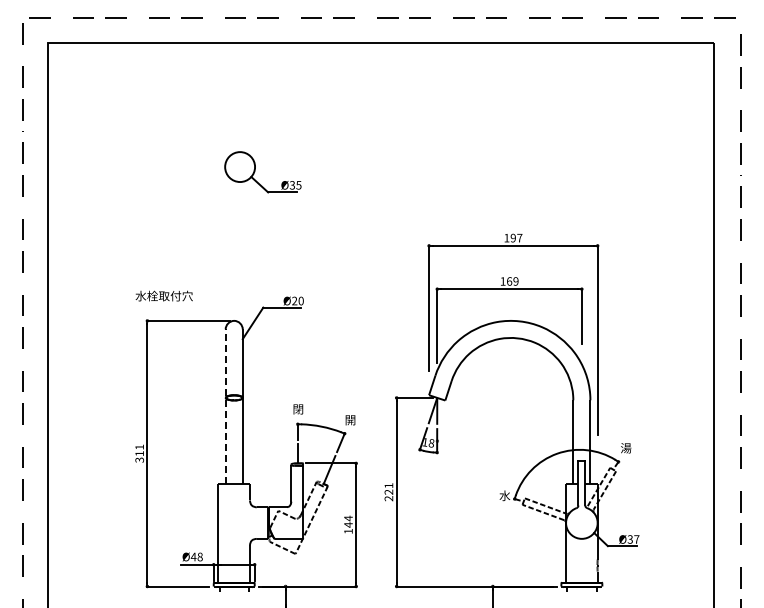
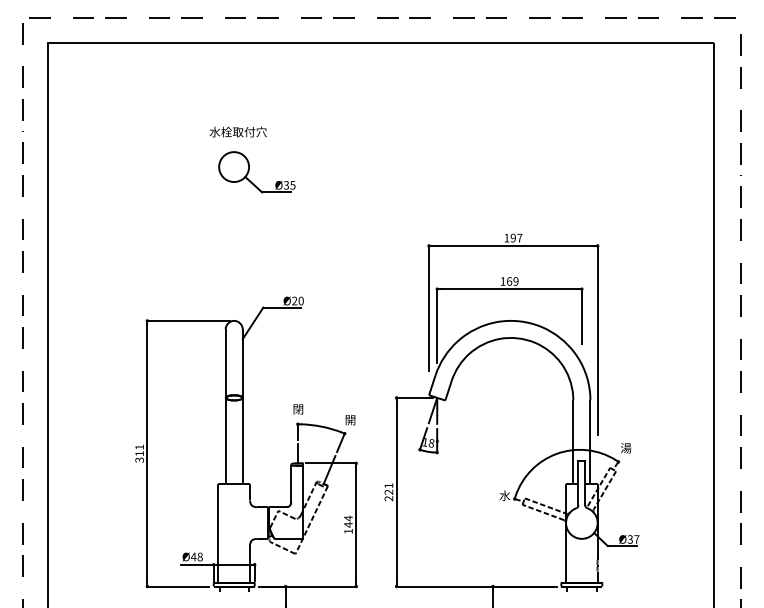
part position: (255, 171) -> (249, 171) (249, 171)
text position: (163, 295) -> (237, 131) (237, 131)
line: dashed -> solid (225, 406)
